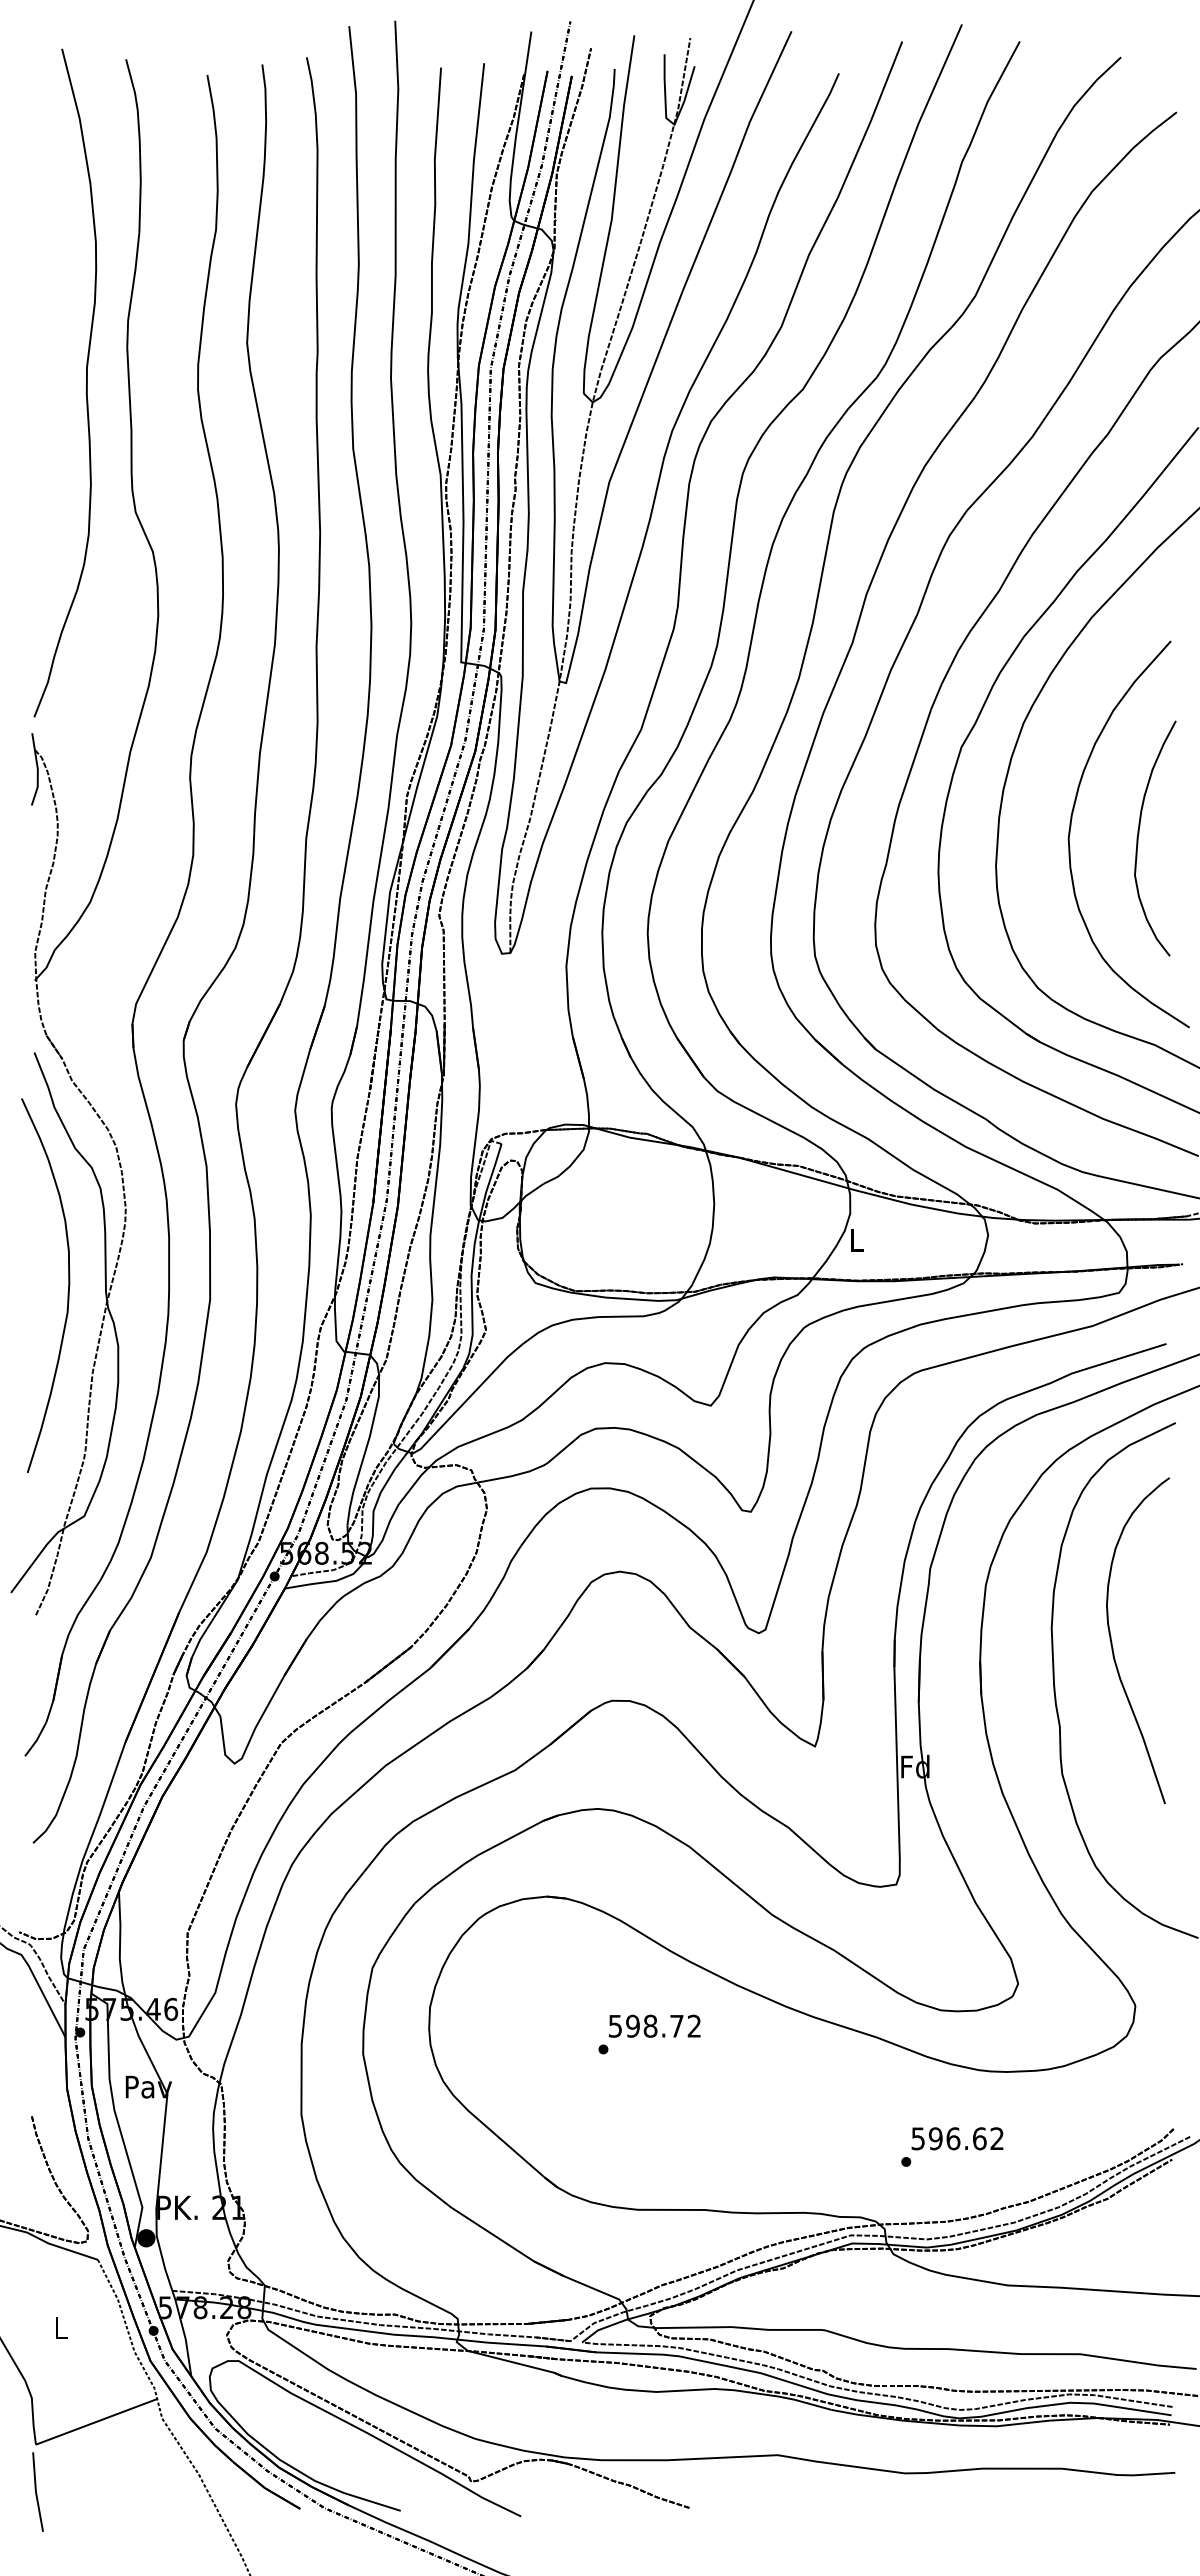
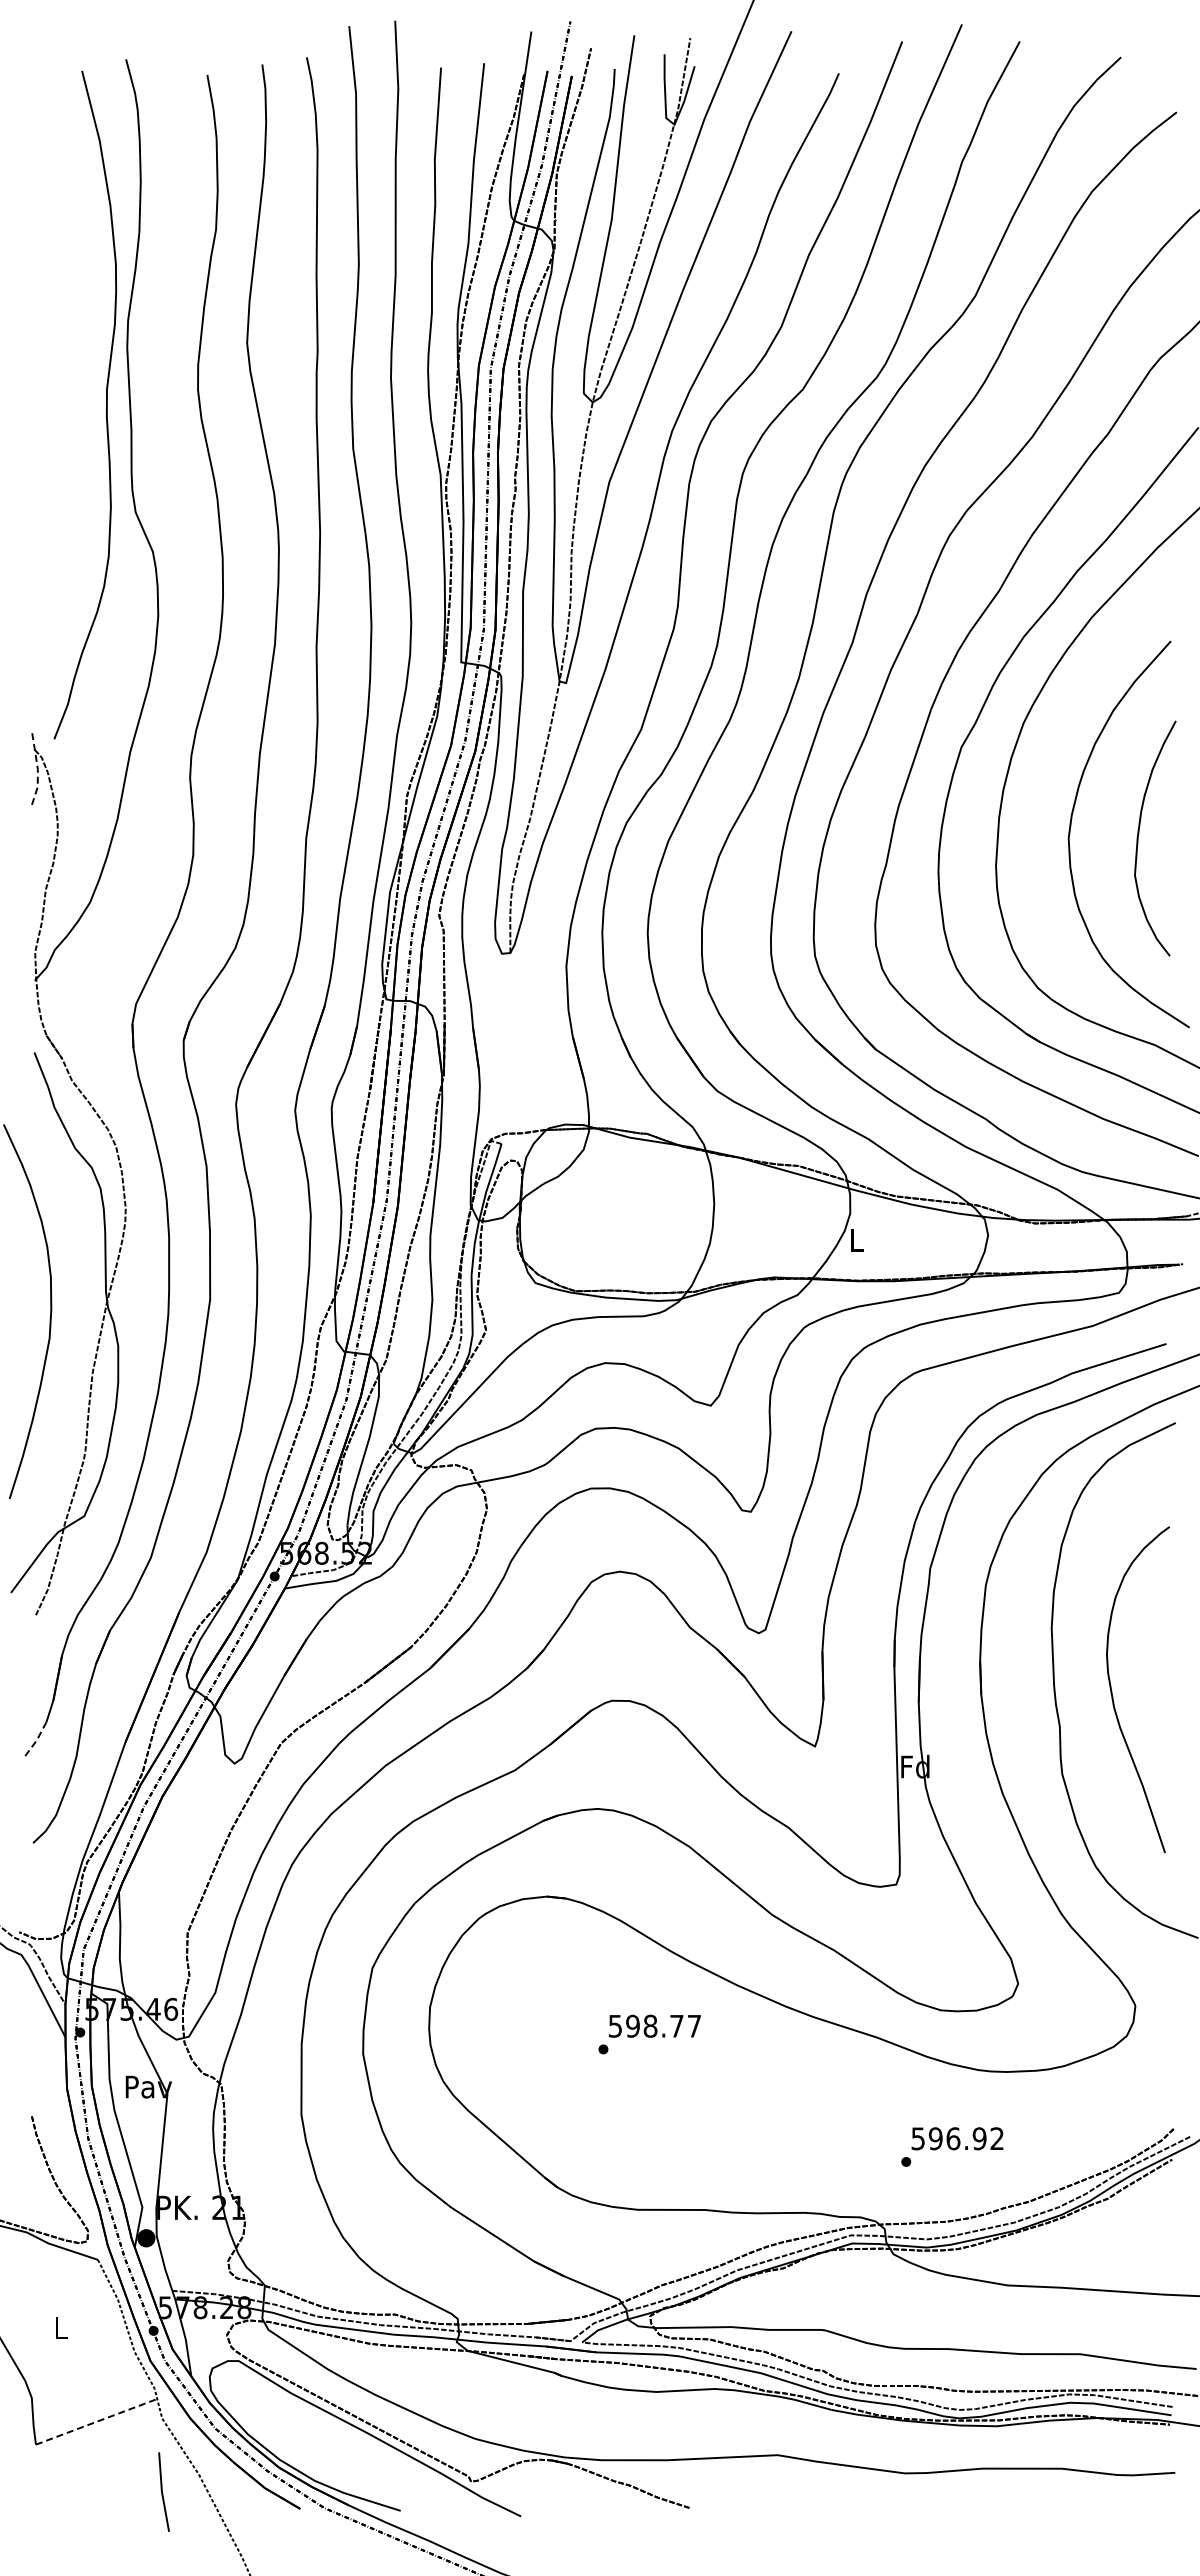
curve position: (86, 382) -> (106, 404) (106, 404)
line: solid -> dashed (37, 770)
curve position: (68, 1285) -> (50, 1311) (50, 1311)
curve position: (1113, 1647) -> (1113, 1696) (1113, 1696)
line: solid -> dashed (36, 1740)
text: 598.72 -> 598.77 (693, 2025)
text: 596.62 -> 596.92 (979, 2138)
line: solid -> dashed (96, 2421)
line position: (36, 2491) -> (162, 2491) (162, 2491)
